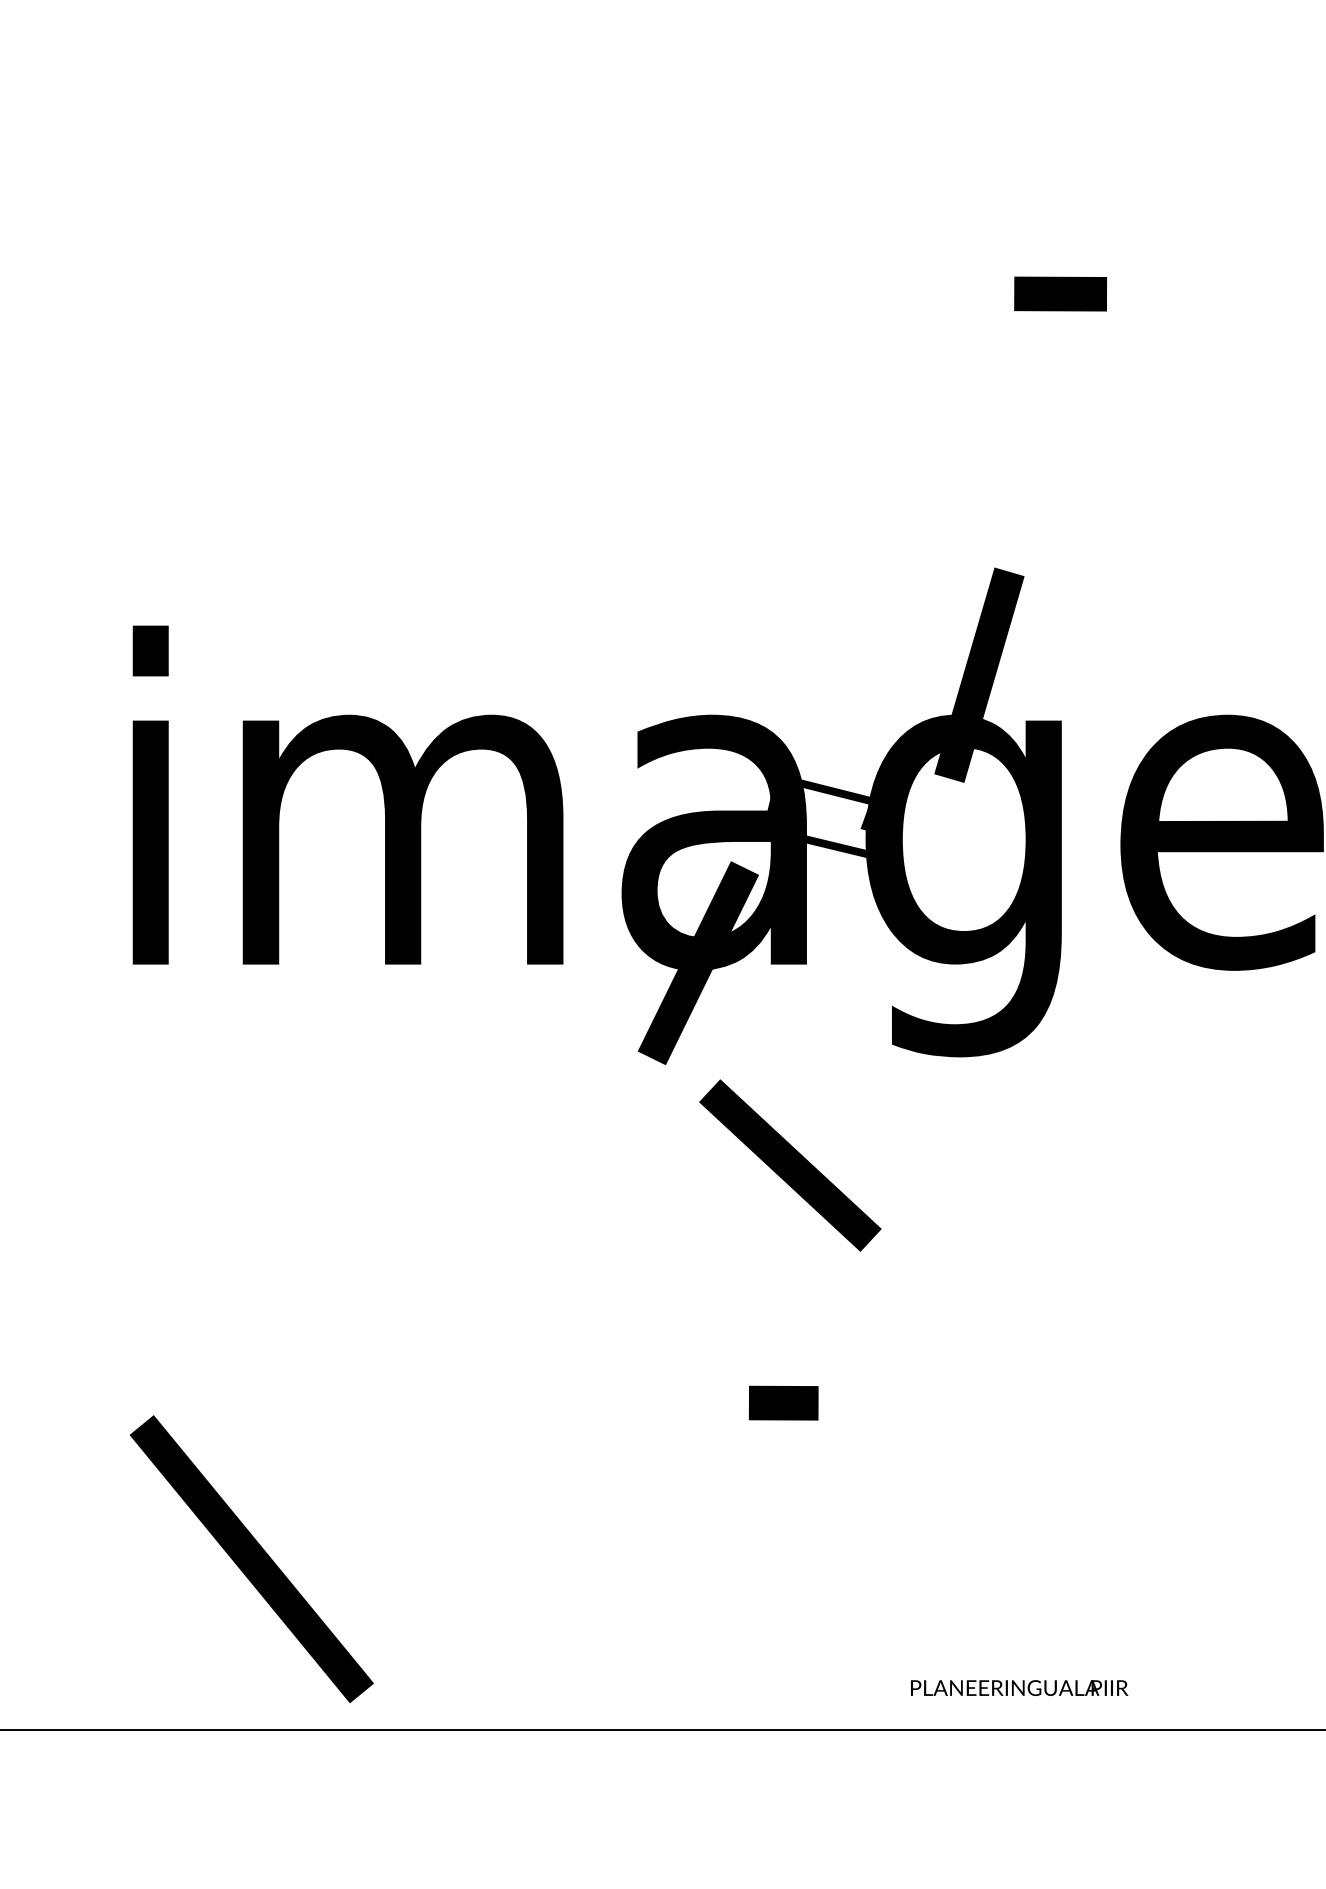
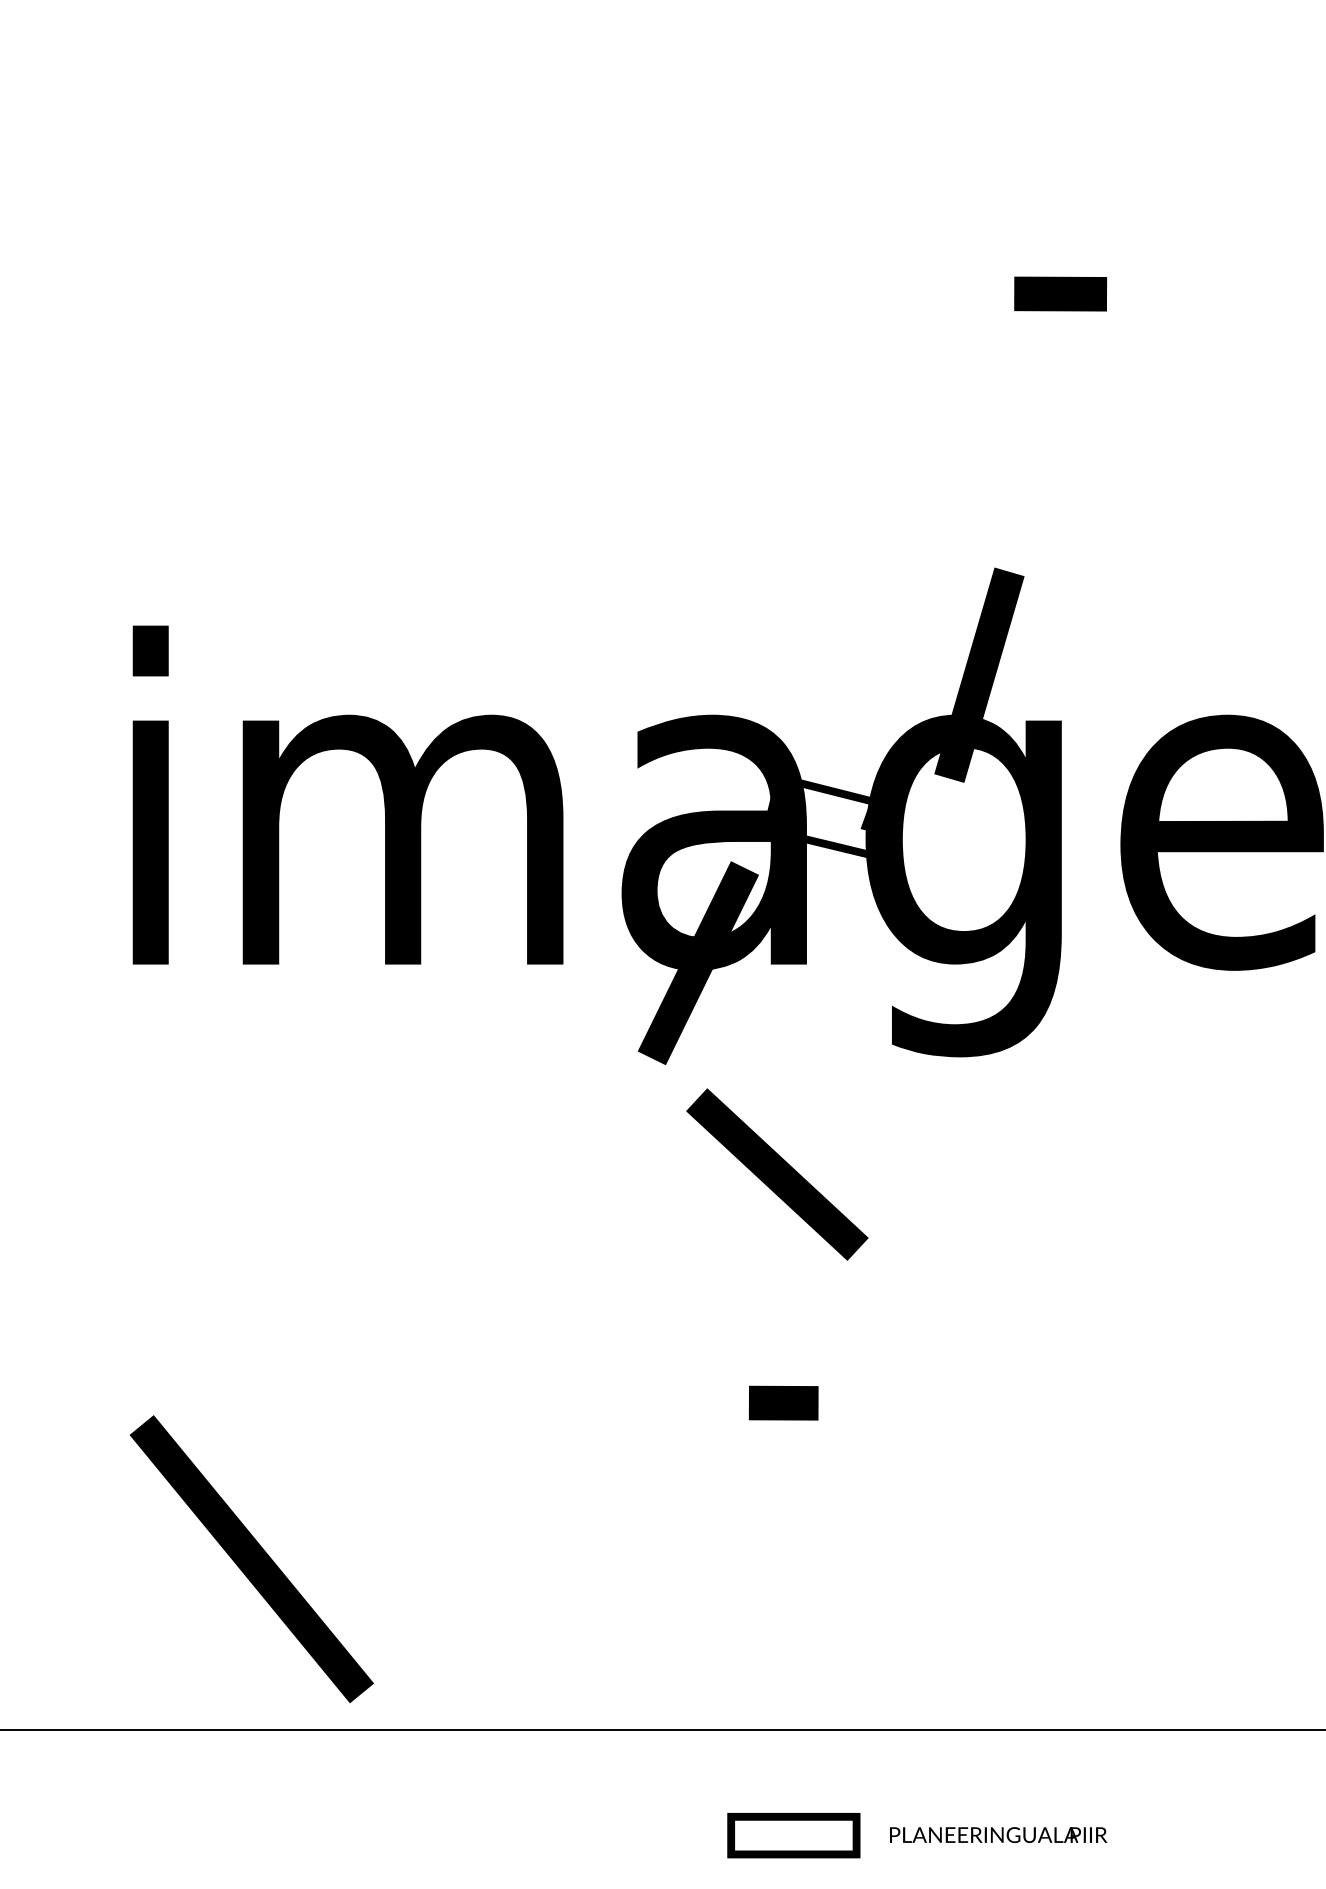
text position: (790, 1165) -> (777, 1174) (777, 1174)
text position: (1019, 1687) -> (998, 1834) (998, 1834)
part: none -> present (793, 1835)
